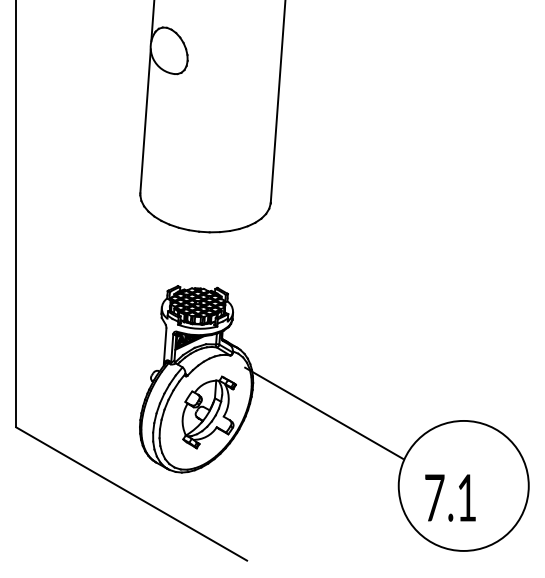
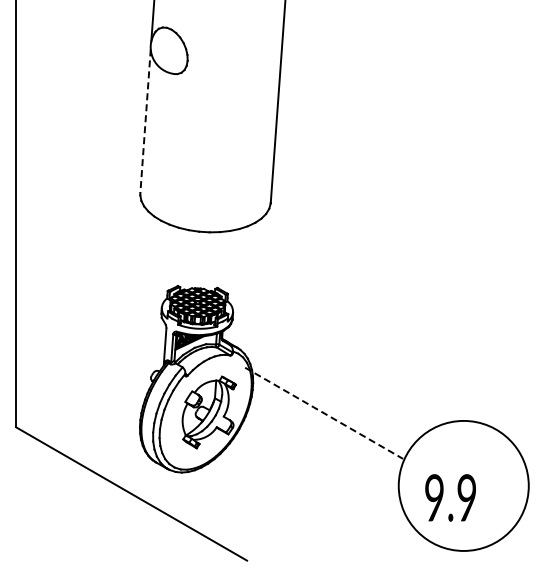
line: solid -> dashed (145, 121)
line: solid -> dashed (324, 413)
text: 7.1 -> 9.9 (450, 497)
